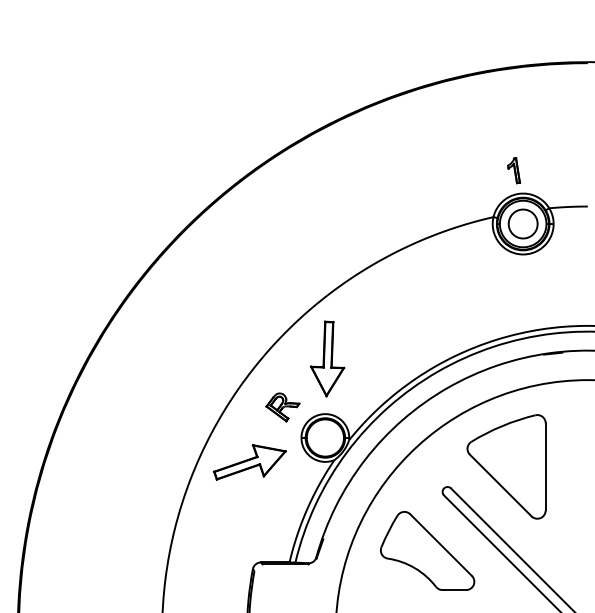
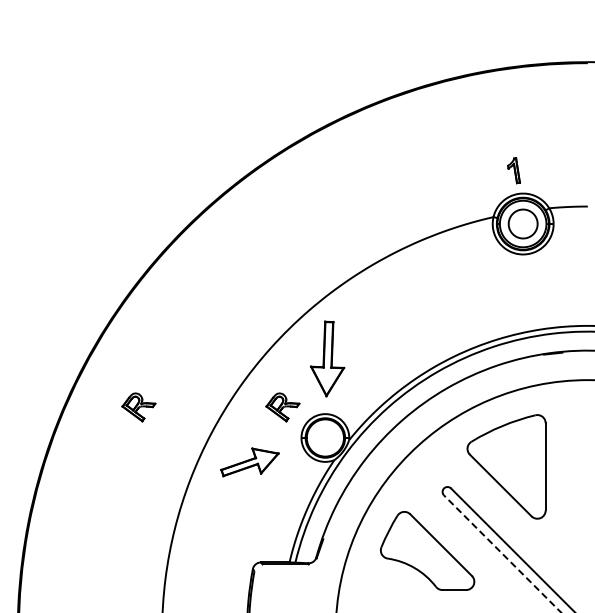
part: none -> present (138, 407)
part size: 74x37 px -> 60x31 px (249, 462)
line: solid -> dashed (502, 553)
